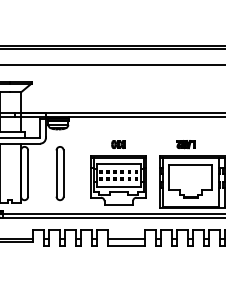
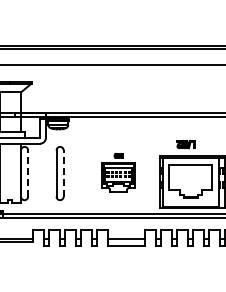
part size: 57x66 px -> 35x41 px (118, 172)
line: solid -> dashed (28, 173)
line: solid -> dashed (63, 173)
